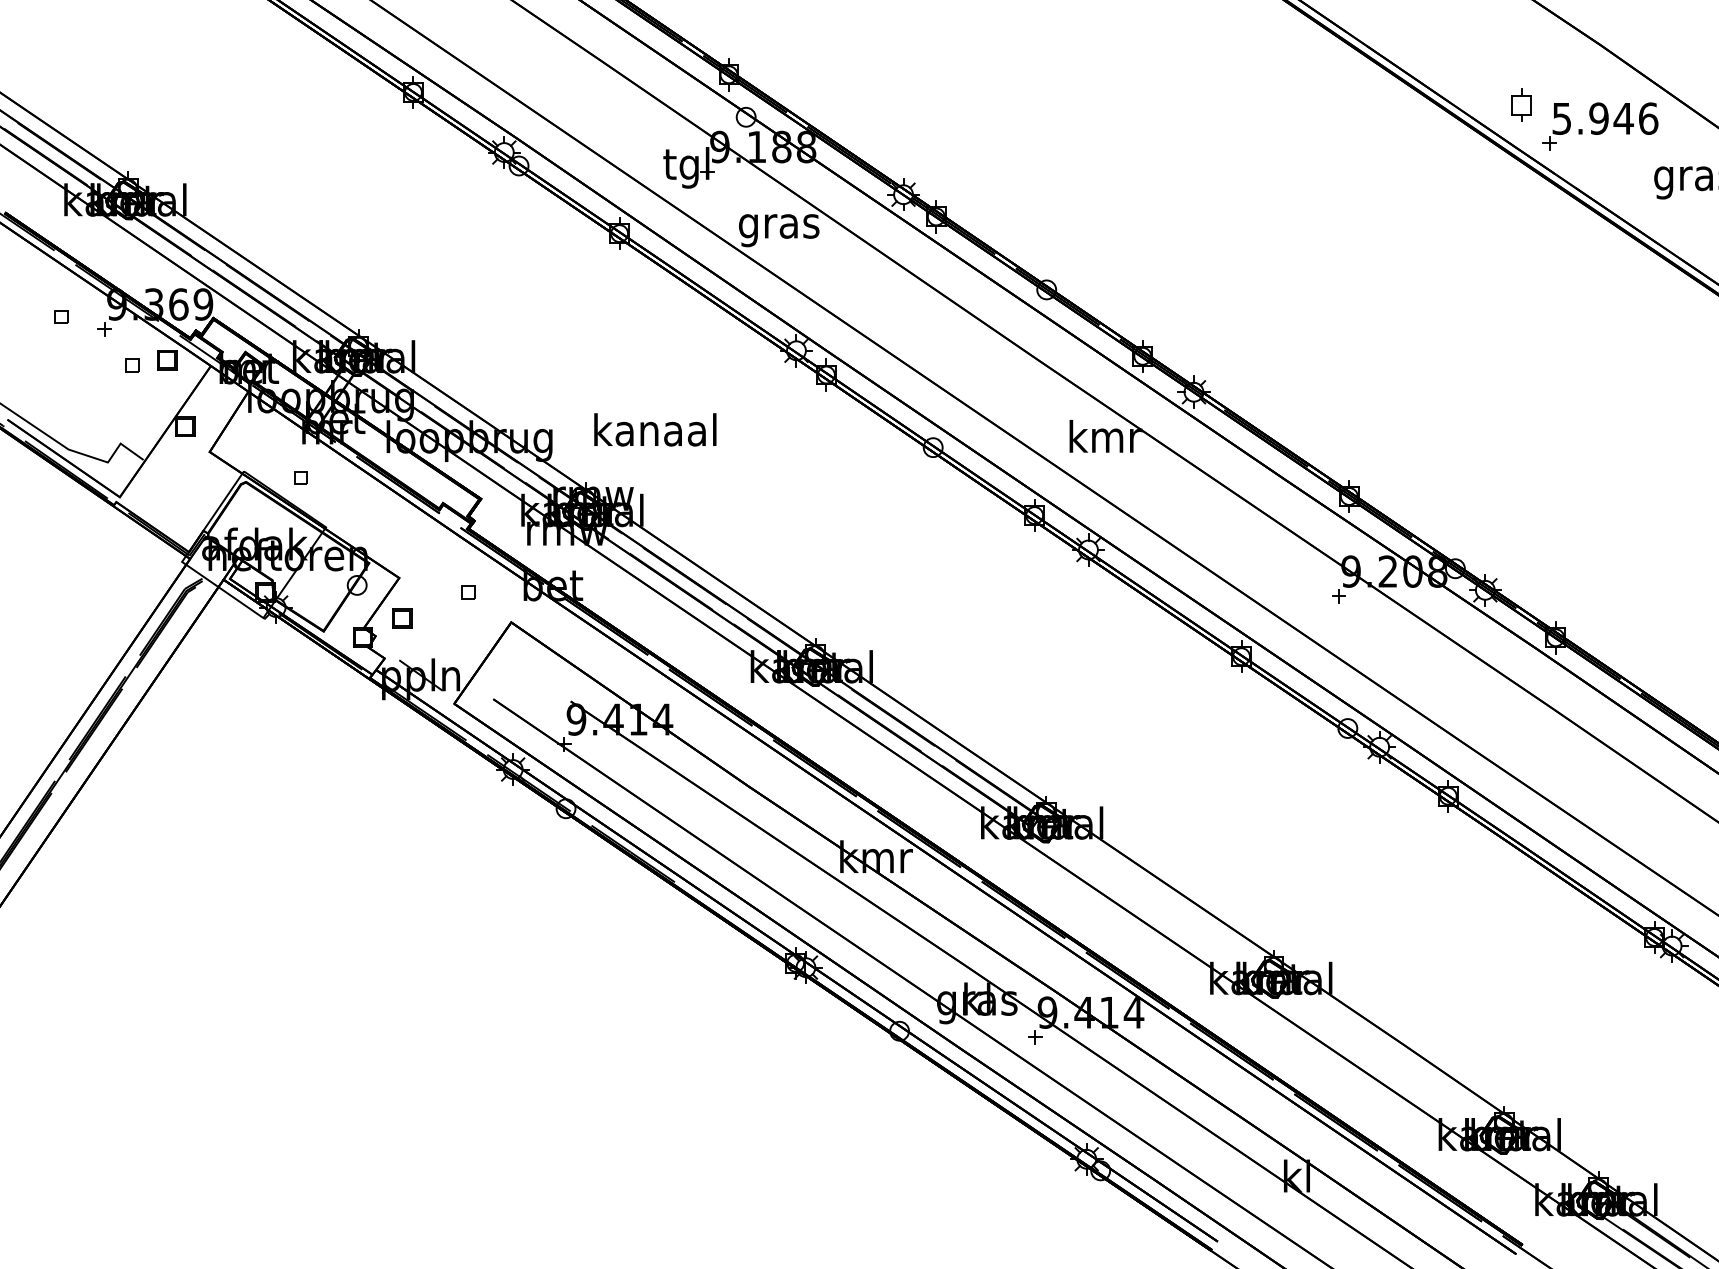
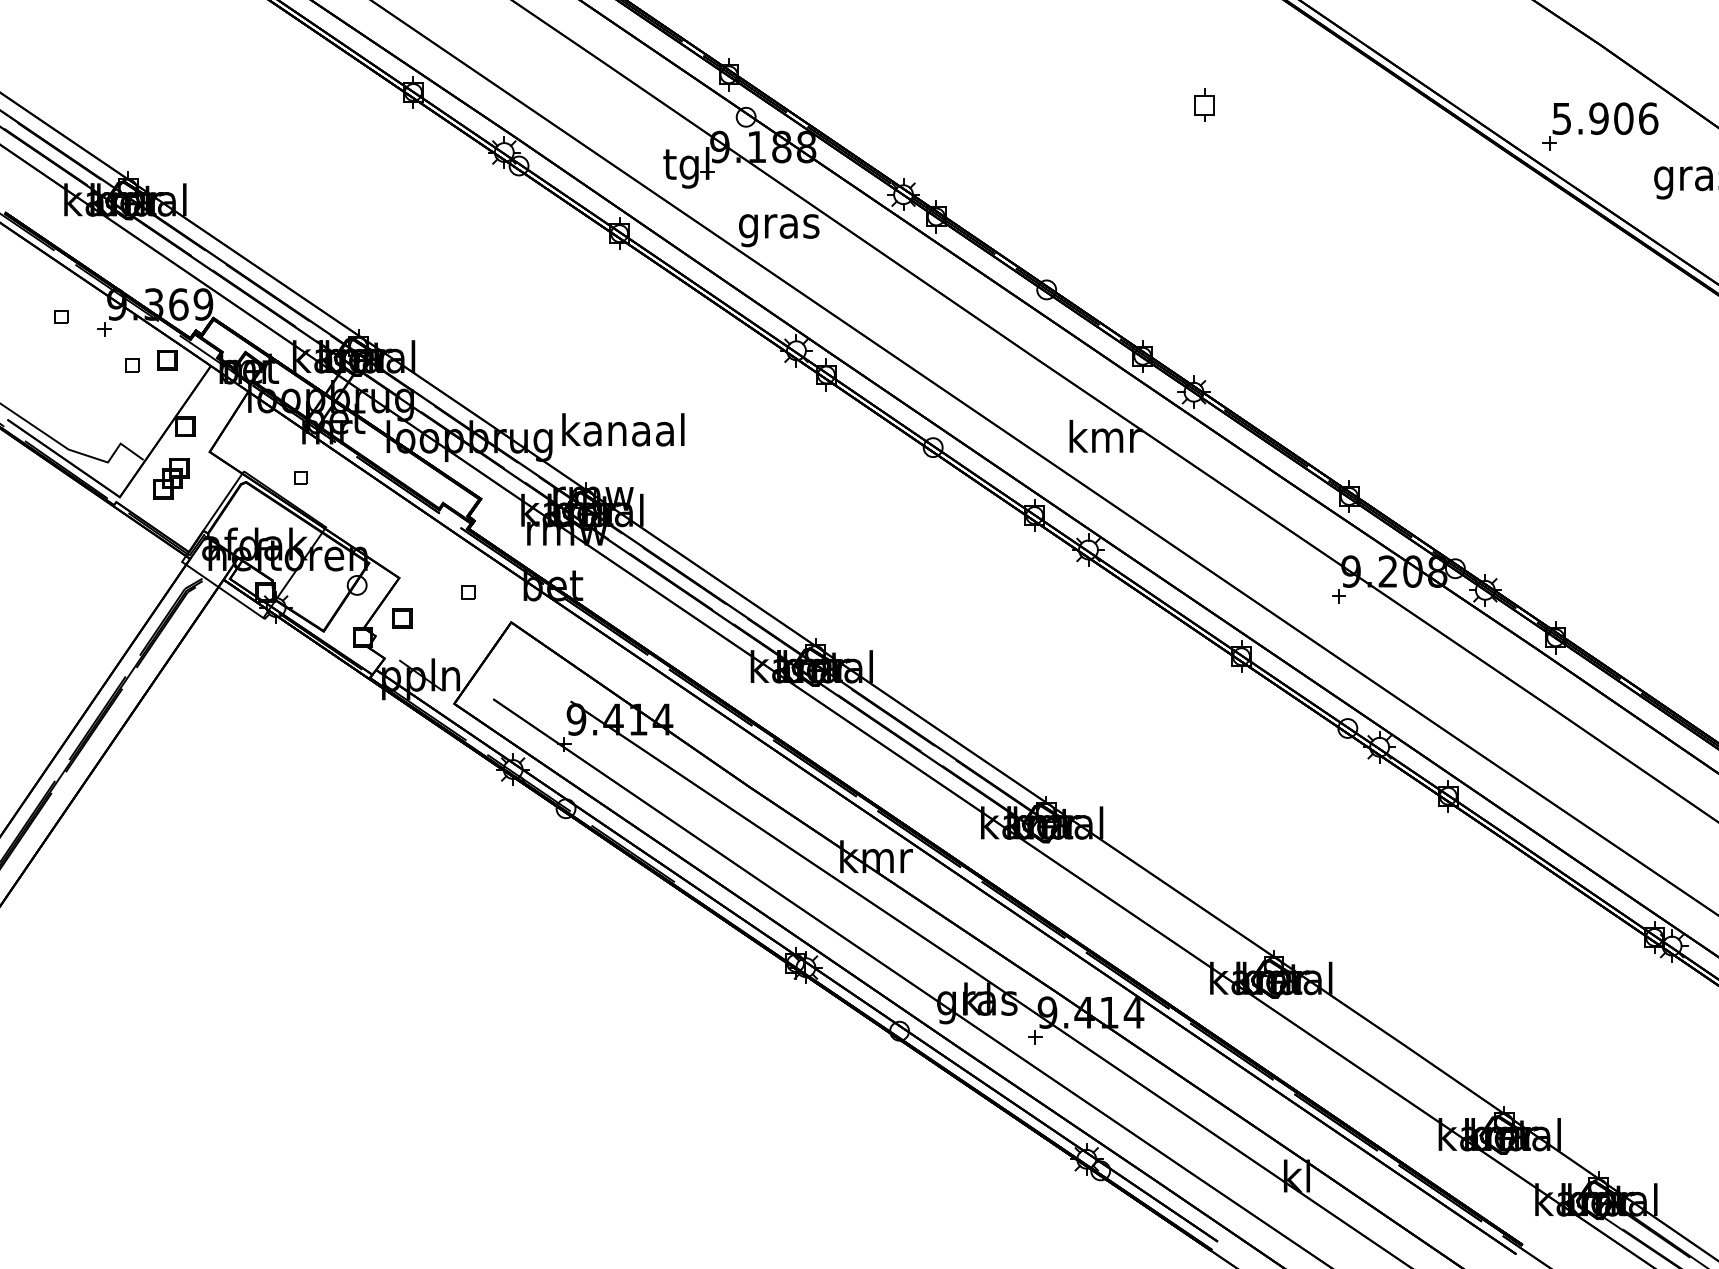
part position: (1521, 104) -> (1204, 104) (1204, 104)
text: 5.946 -> 5.906 (1623, 118)
text position: (655, 429) -> (623, 429) (623, 429)
part: none -> present (171, 478)
